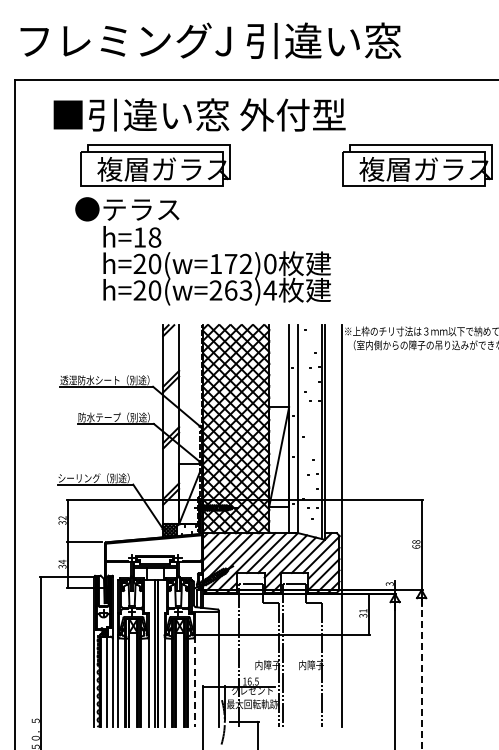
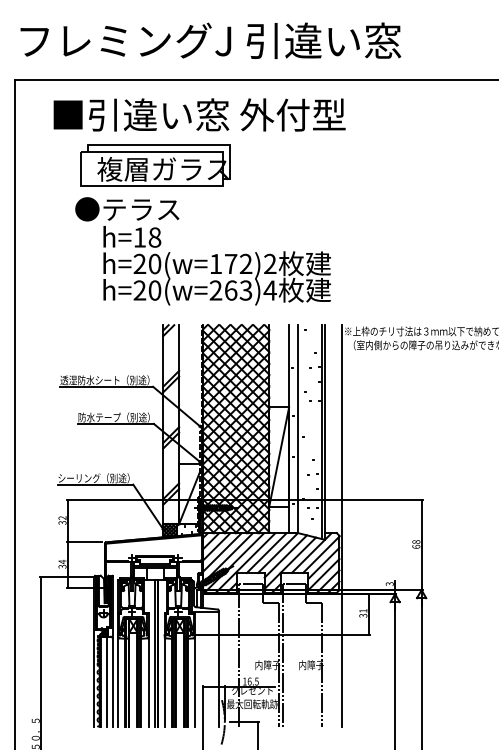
part: present -> none (417, 165)
text: h=20(w=172)0 -> h=20(w=172)2 (270, 264)
line: dashed -> solid (421, 674)
line: dashed -> solid (195, 682)
